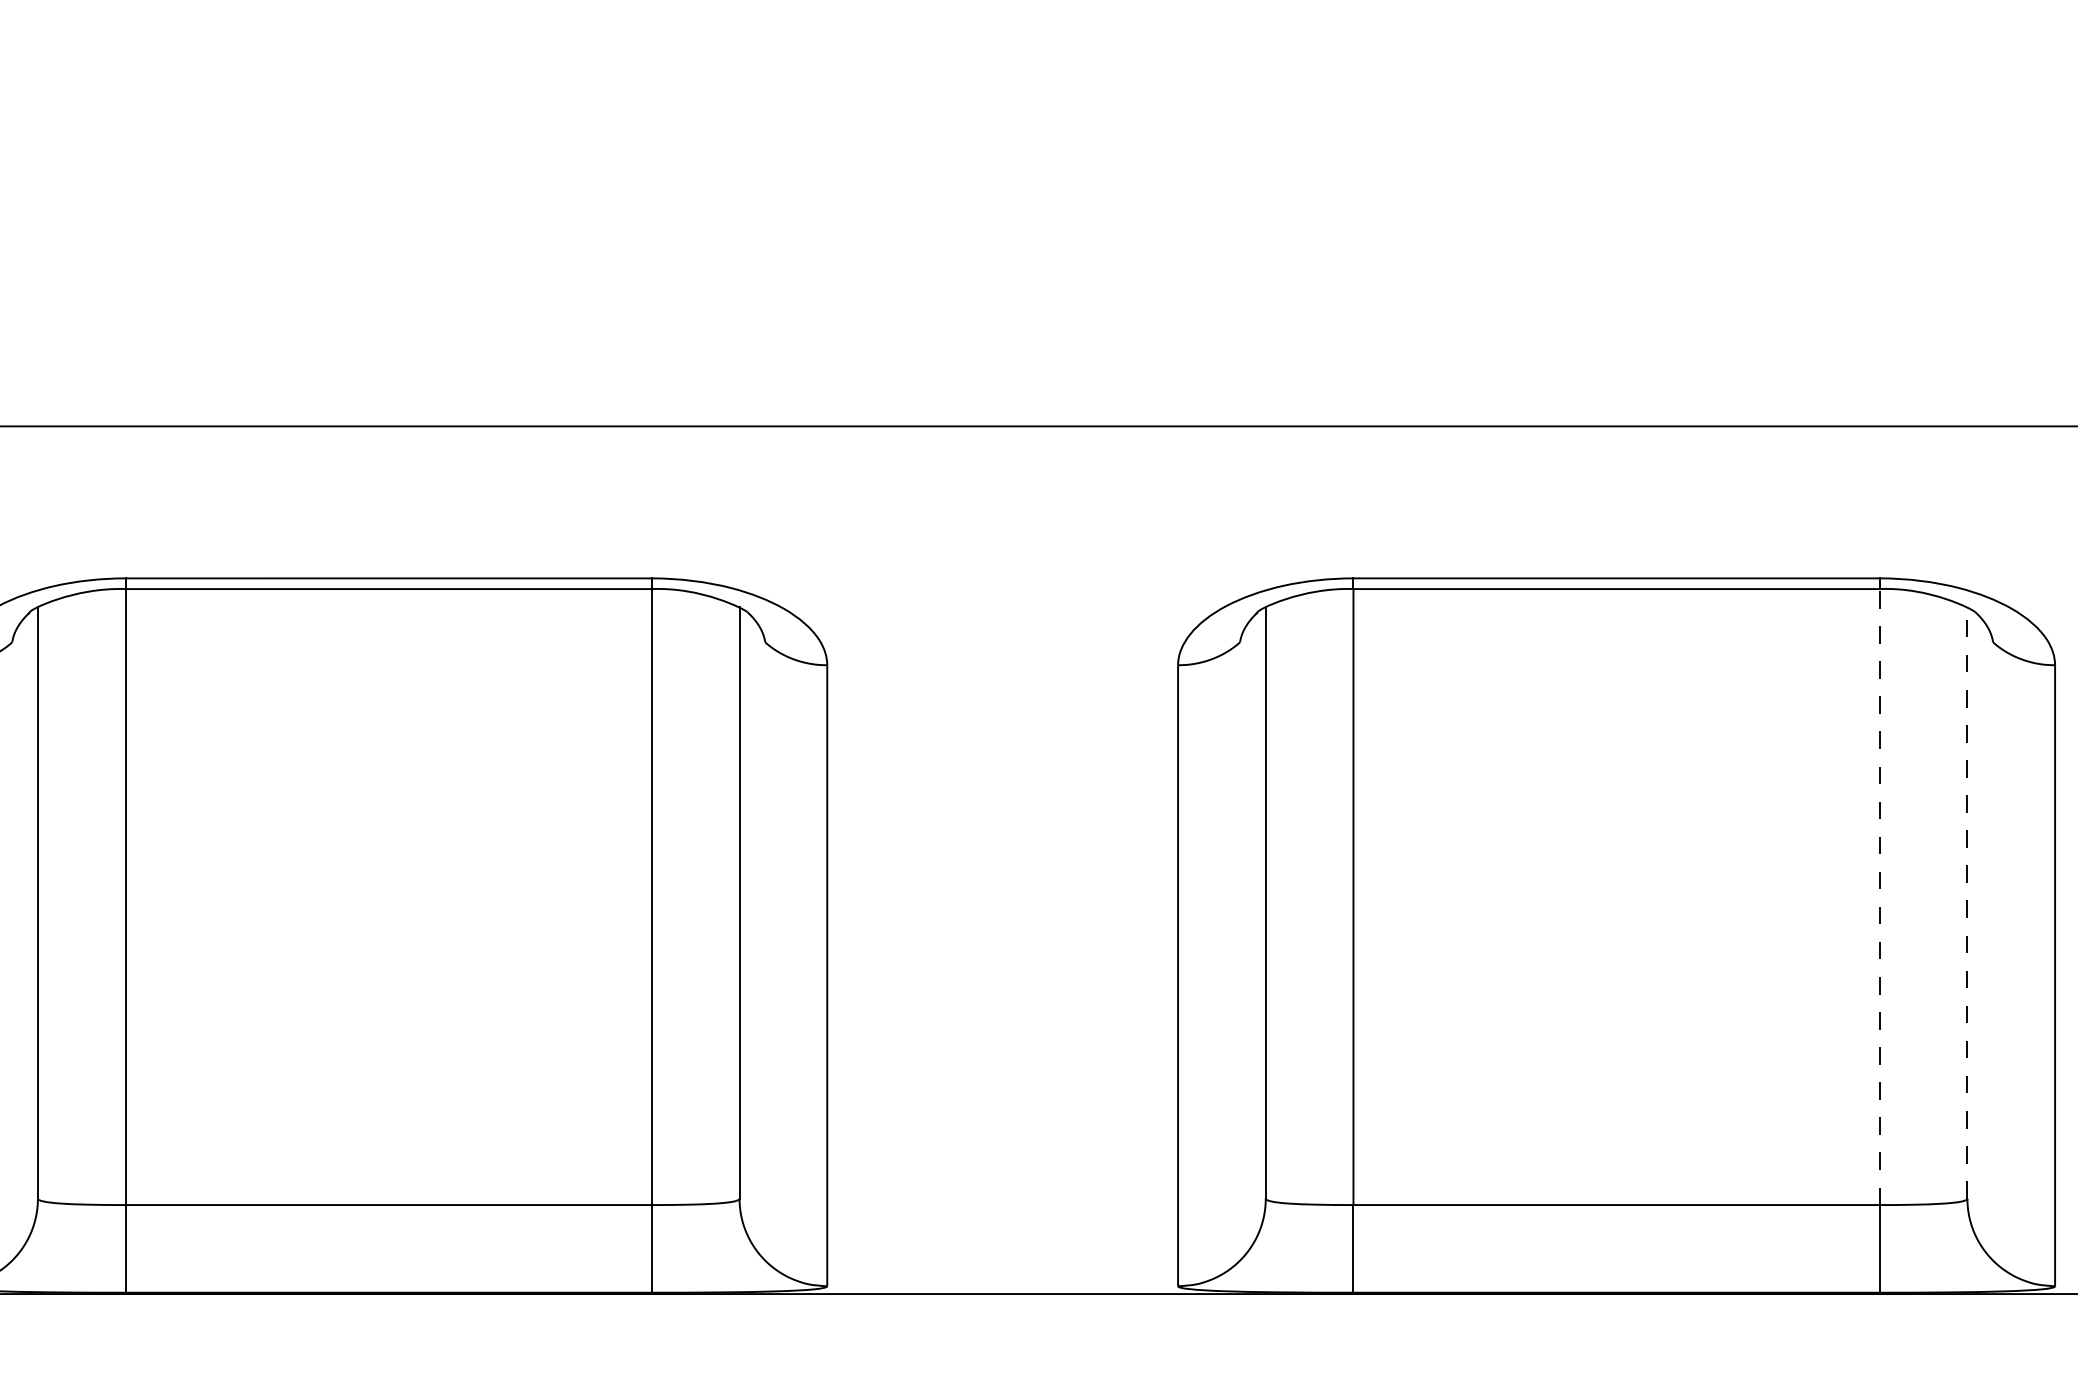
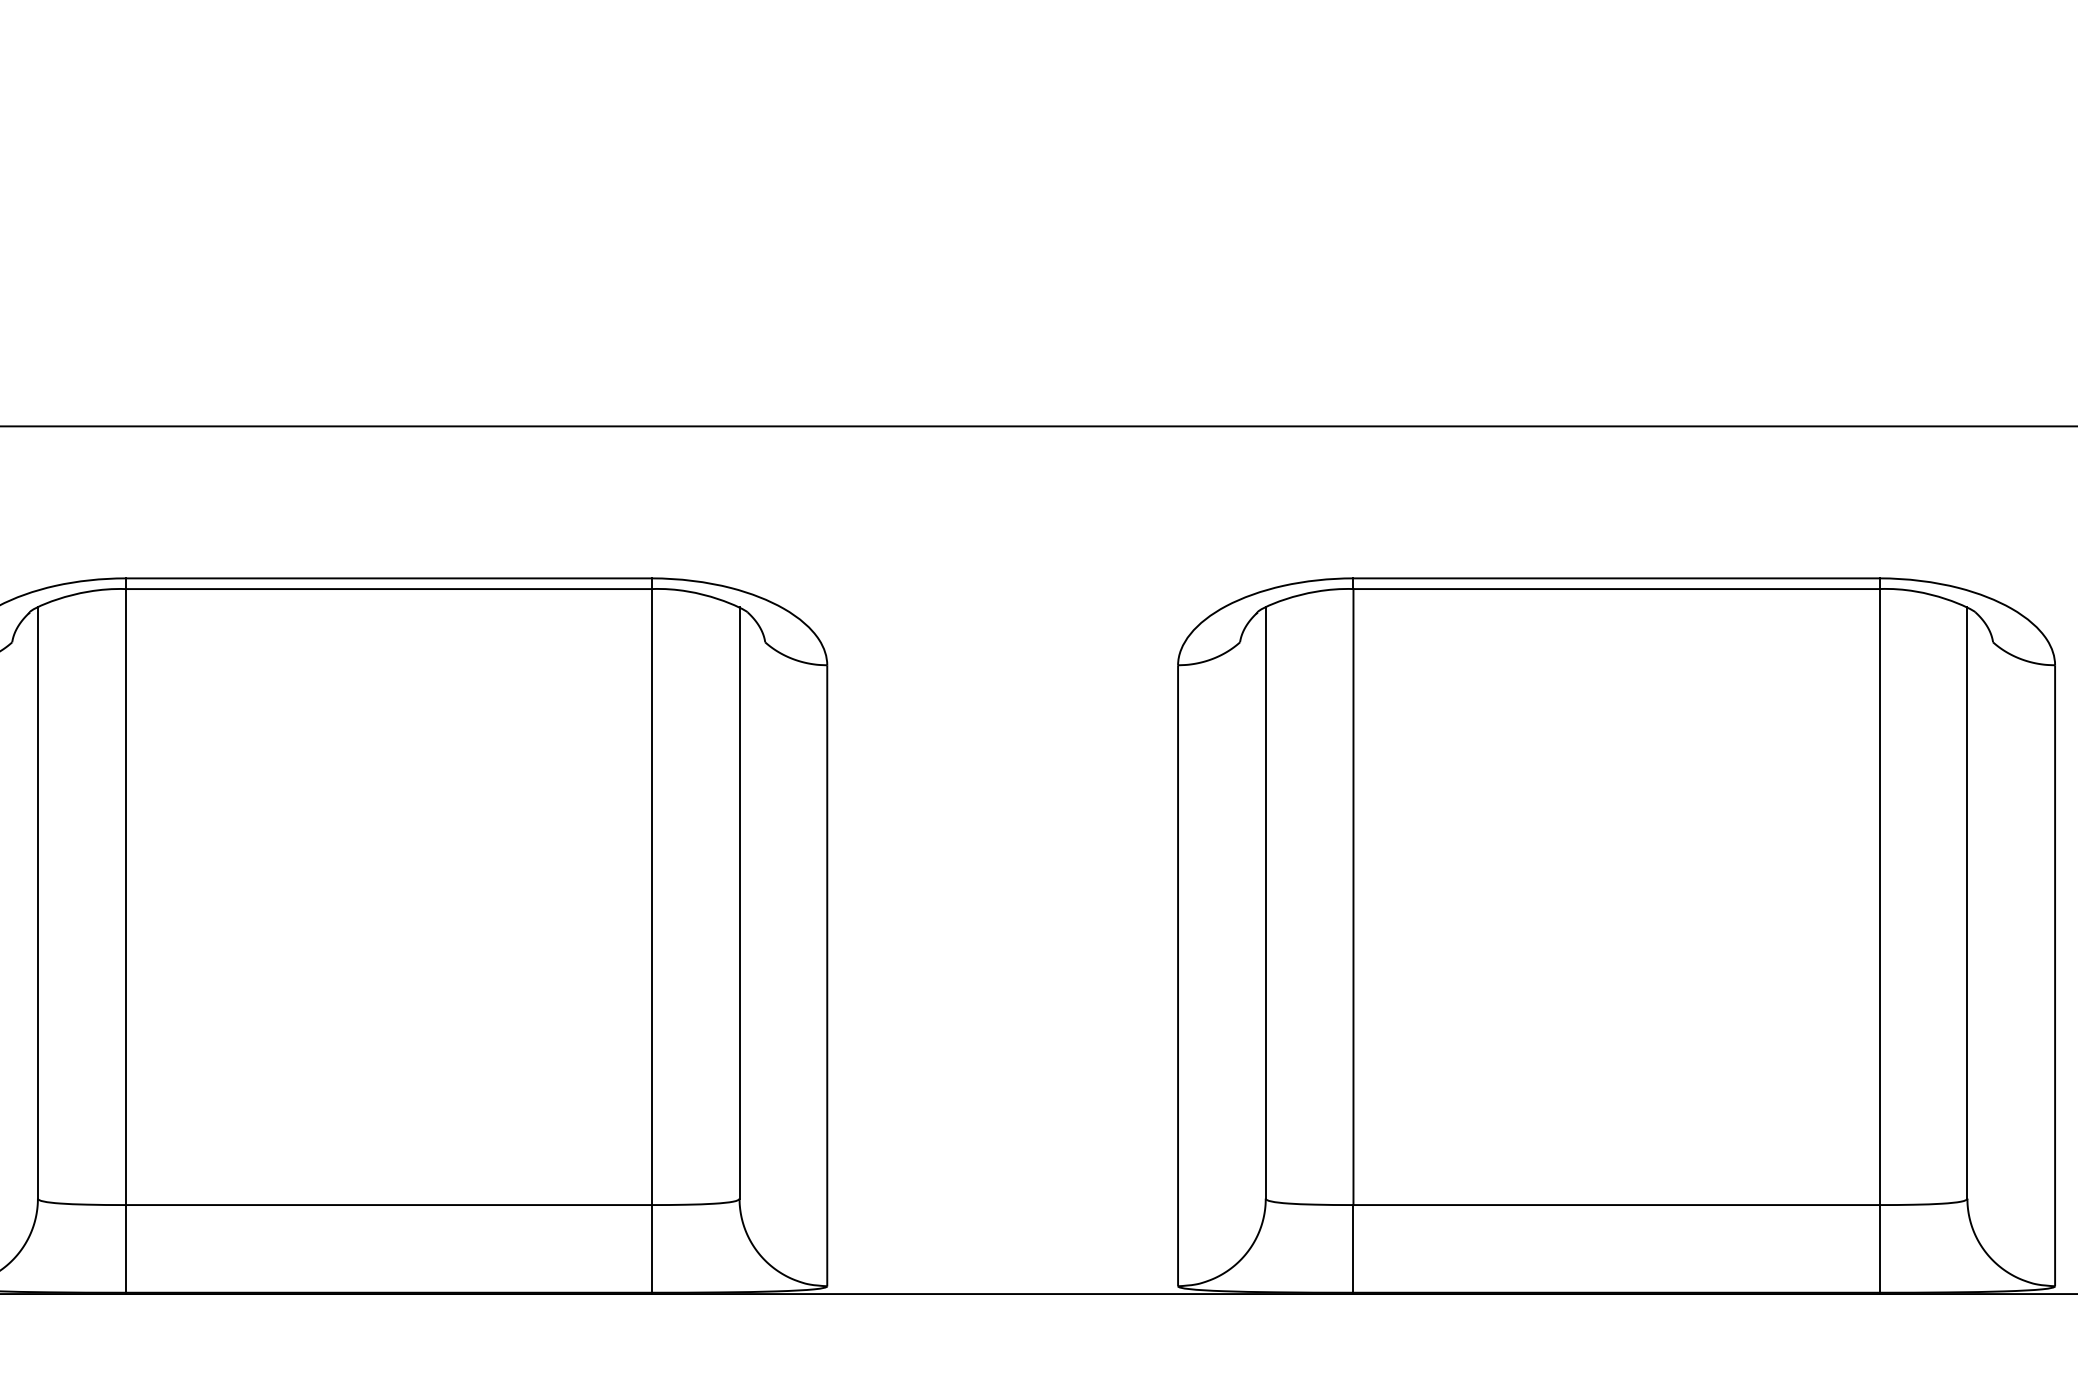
line: dashed -> solid (1879, 897)
line: dashed -> solid (1967, 902)
